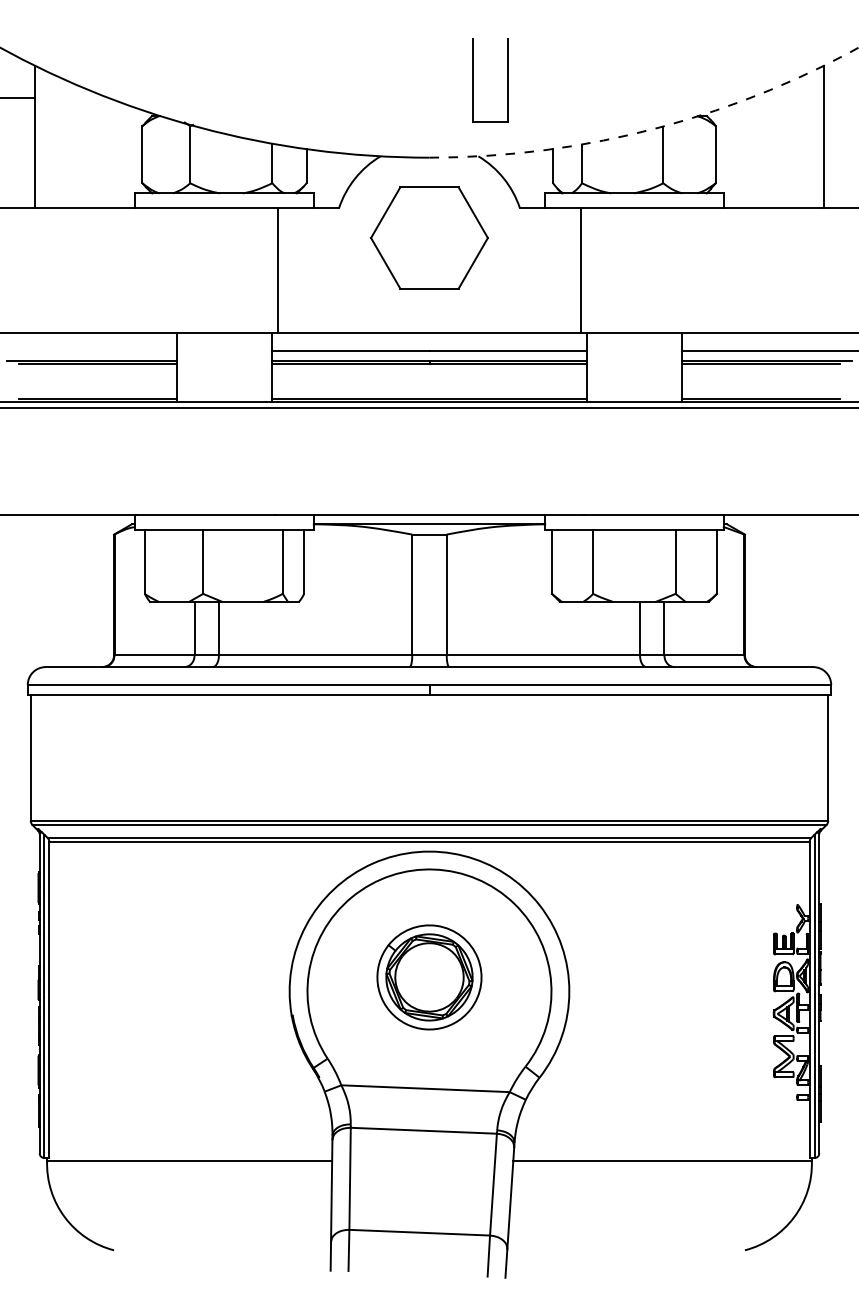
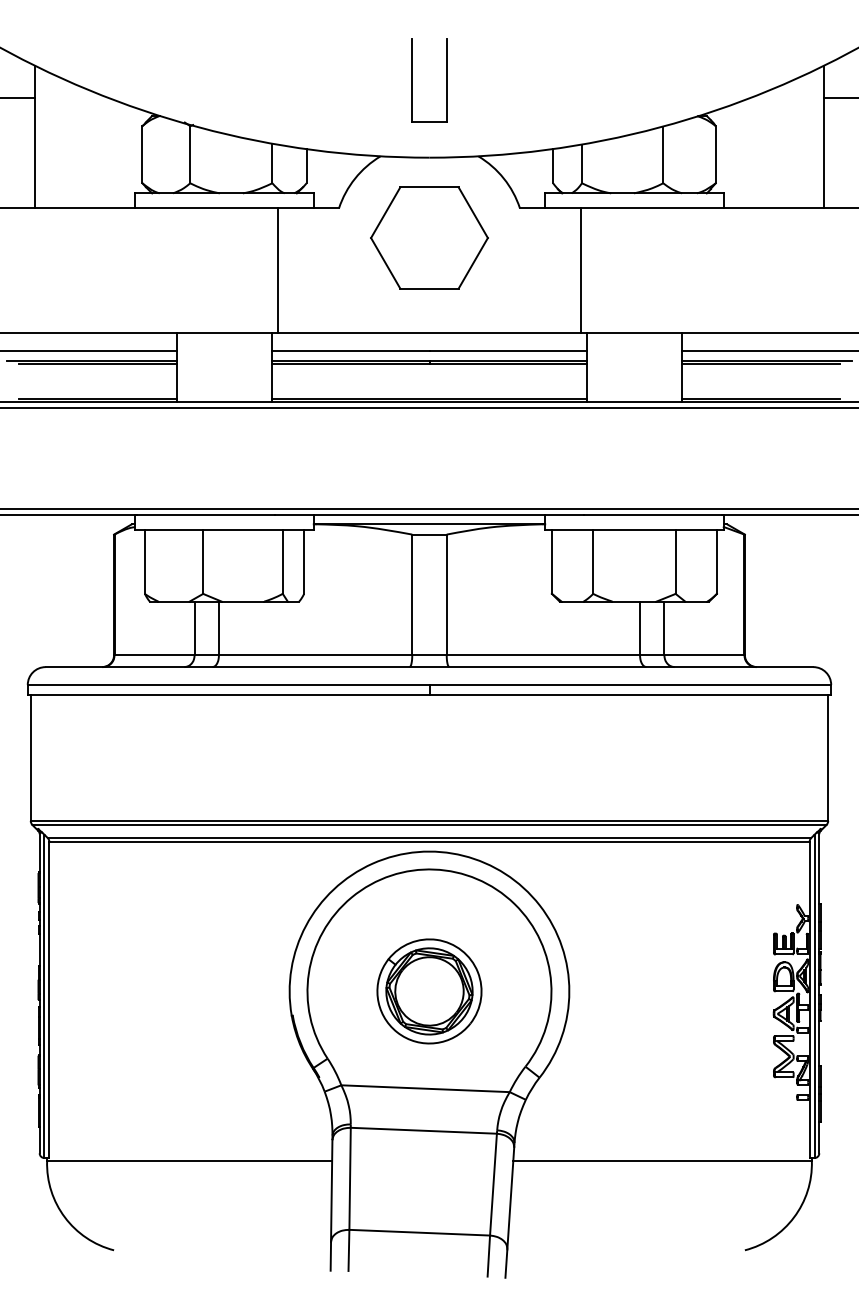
part position: (473, 80) -> (412, 80) (412, 80)
line: none -> present (839, 98)
arc: dashed -> solid (651, 129)
line: none -> present (89, 351)
line: none -> present (428, 509)
part position: (429, 977) -> (429, 991) (429, 991)
